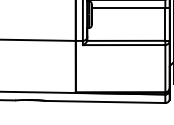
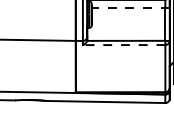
line: solid -> dashed (130, 8)
line: solid -> dashed (123, 45)
